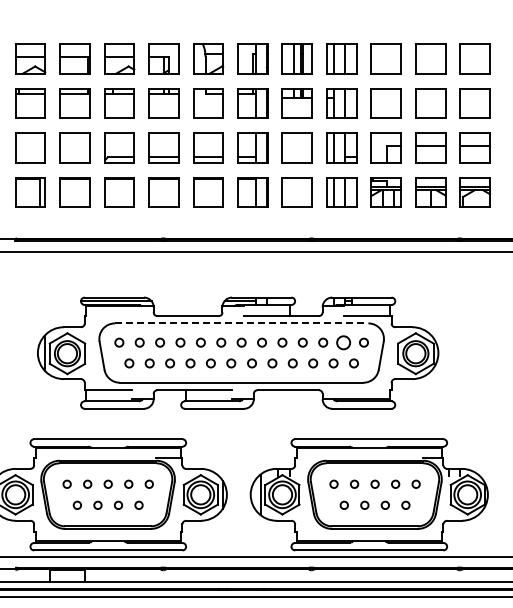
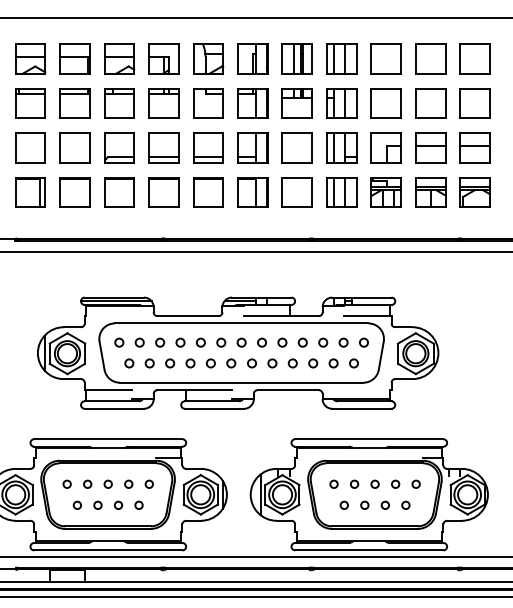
line: none -> present (255, 18)
line: dashed -> solid (241, 323)
circle size: 15x16 px -> 11x11 px (343, 342)
